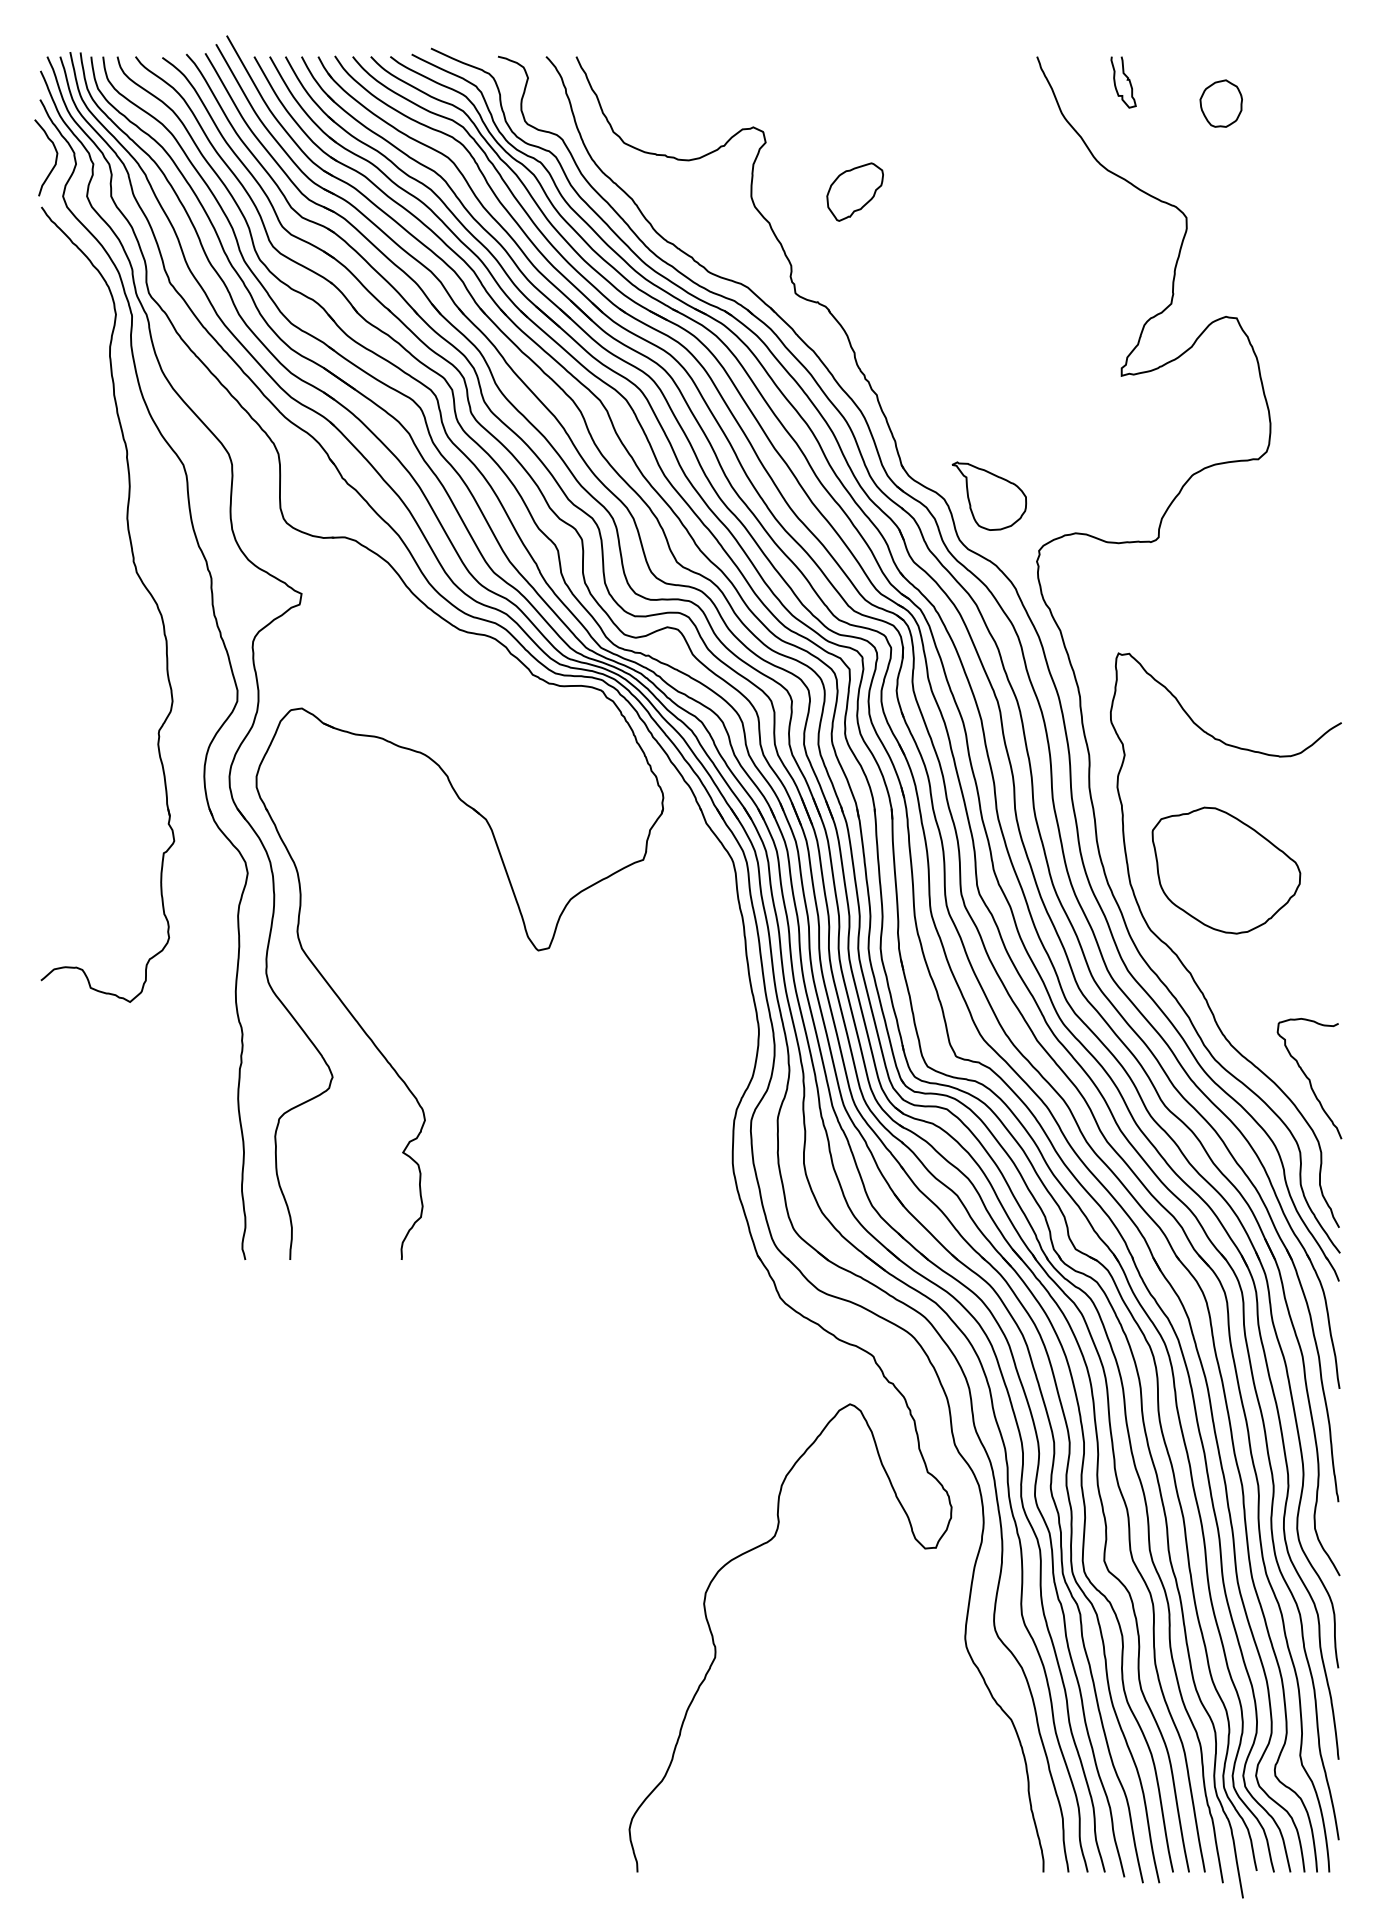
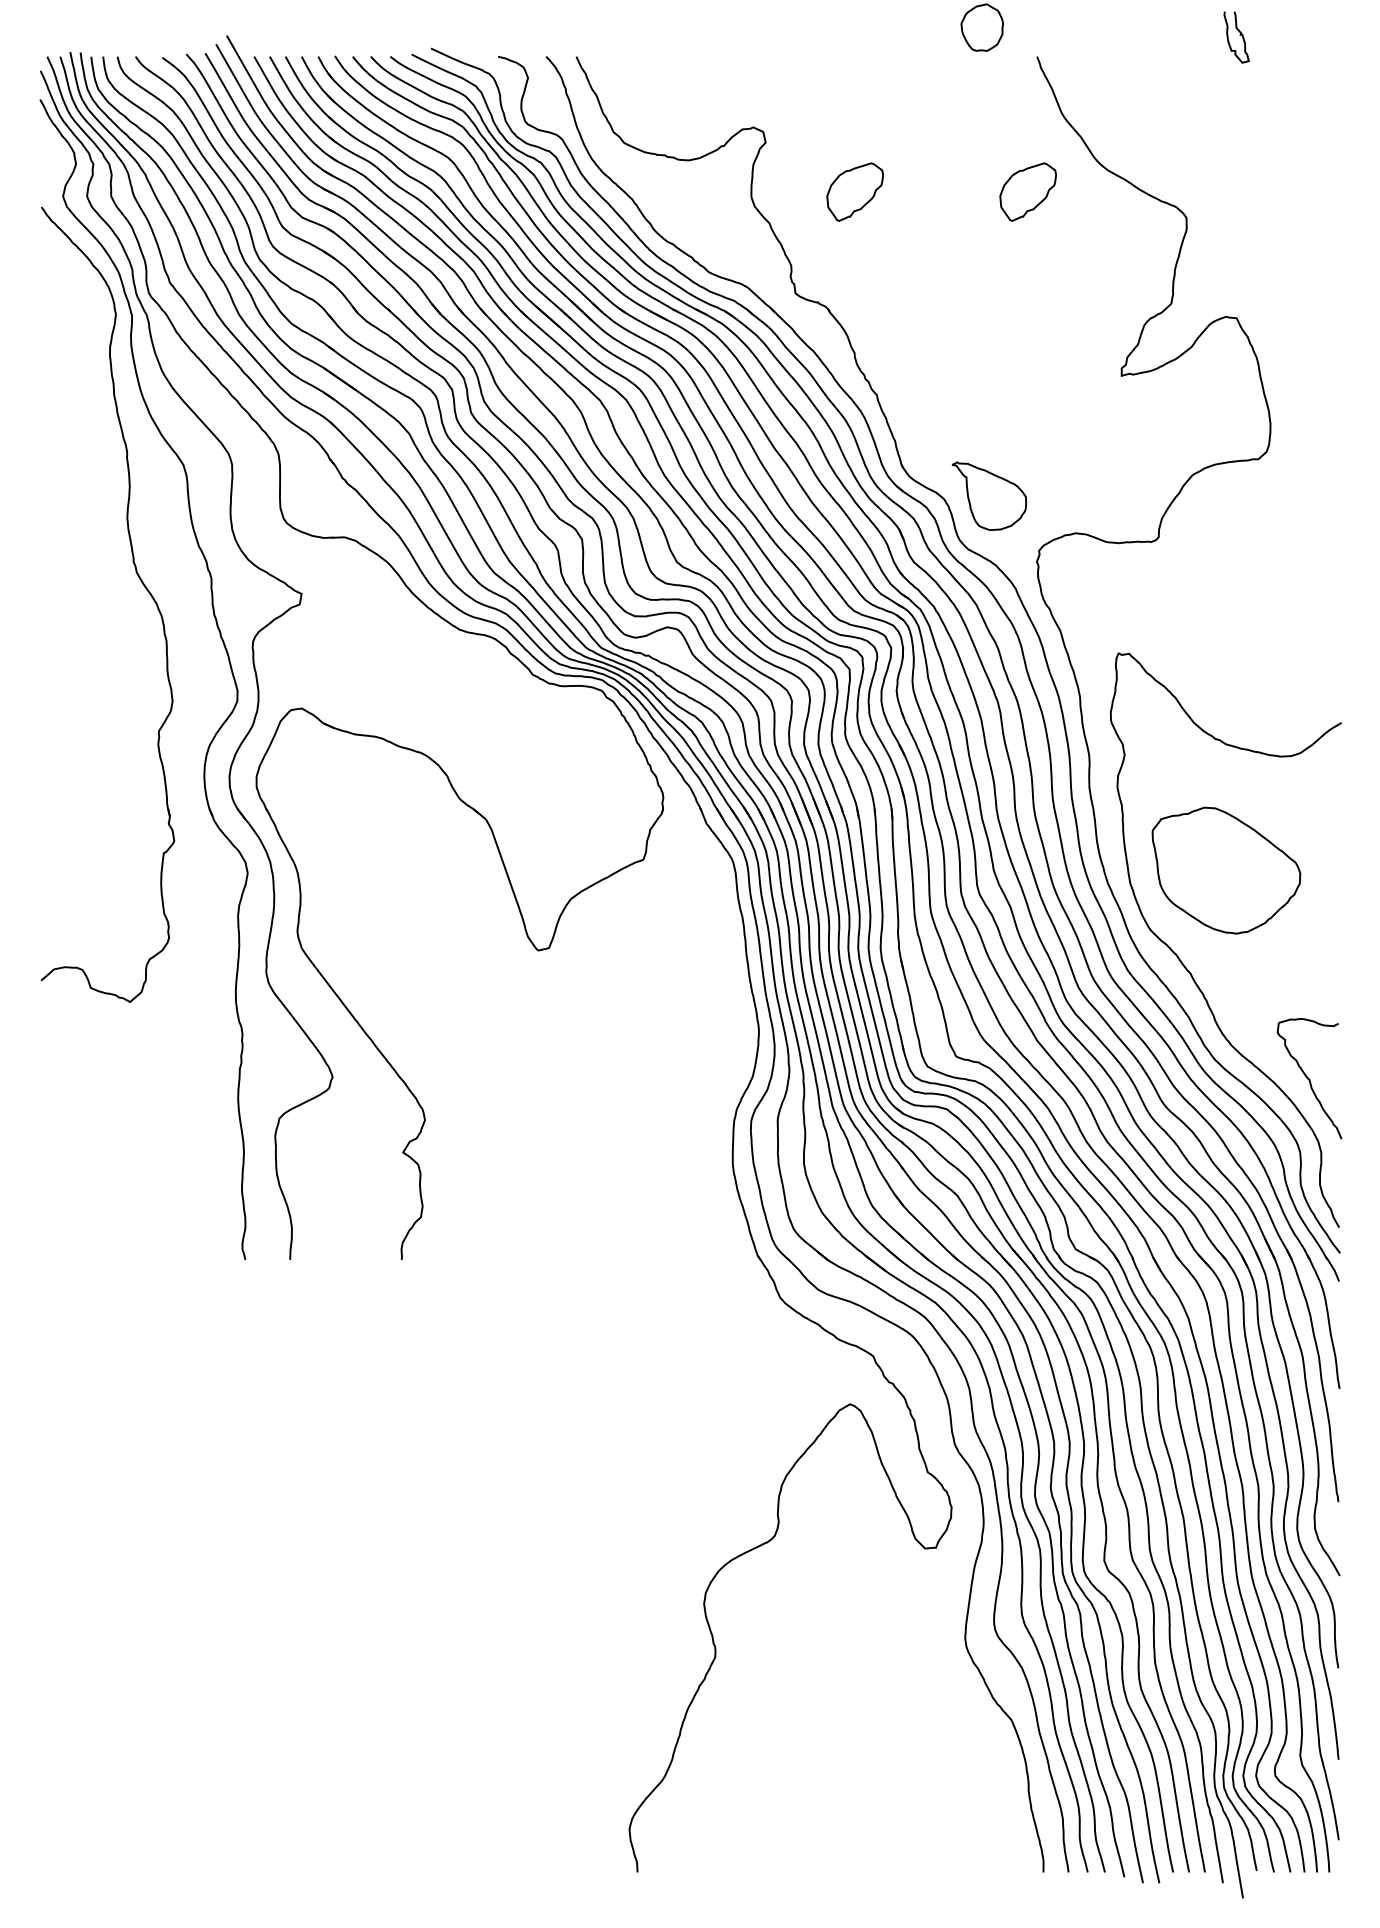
curve position: (1126, 80) -> (1239, 35) (1239, 35)
part position: (1220, 103) -> (981, 27) (981, 27)
curve: present -> none (55, 157)
part: none -> present (1027, 191)
